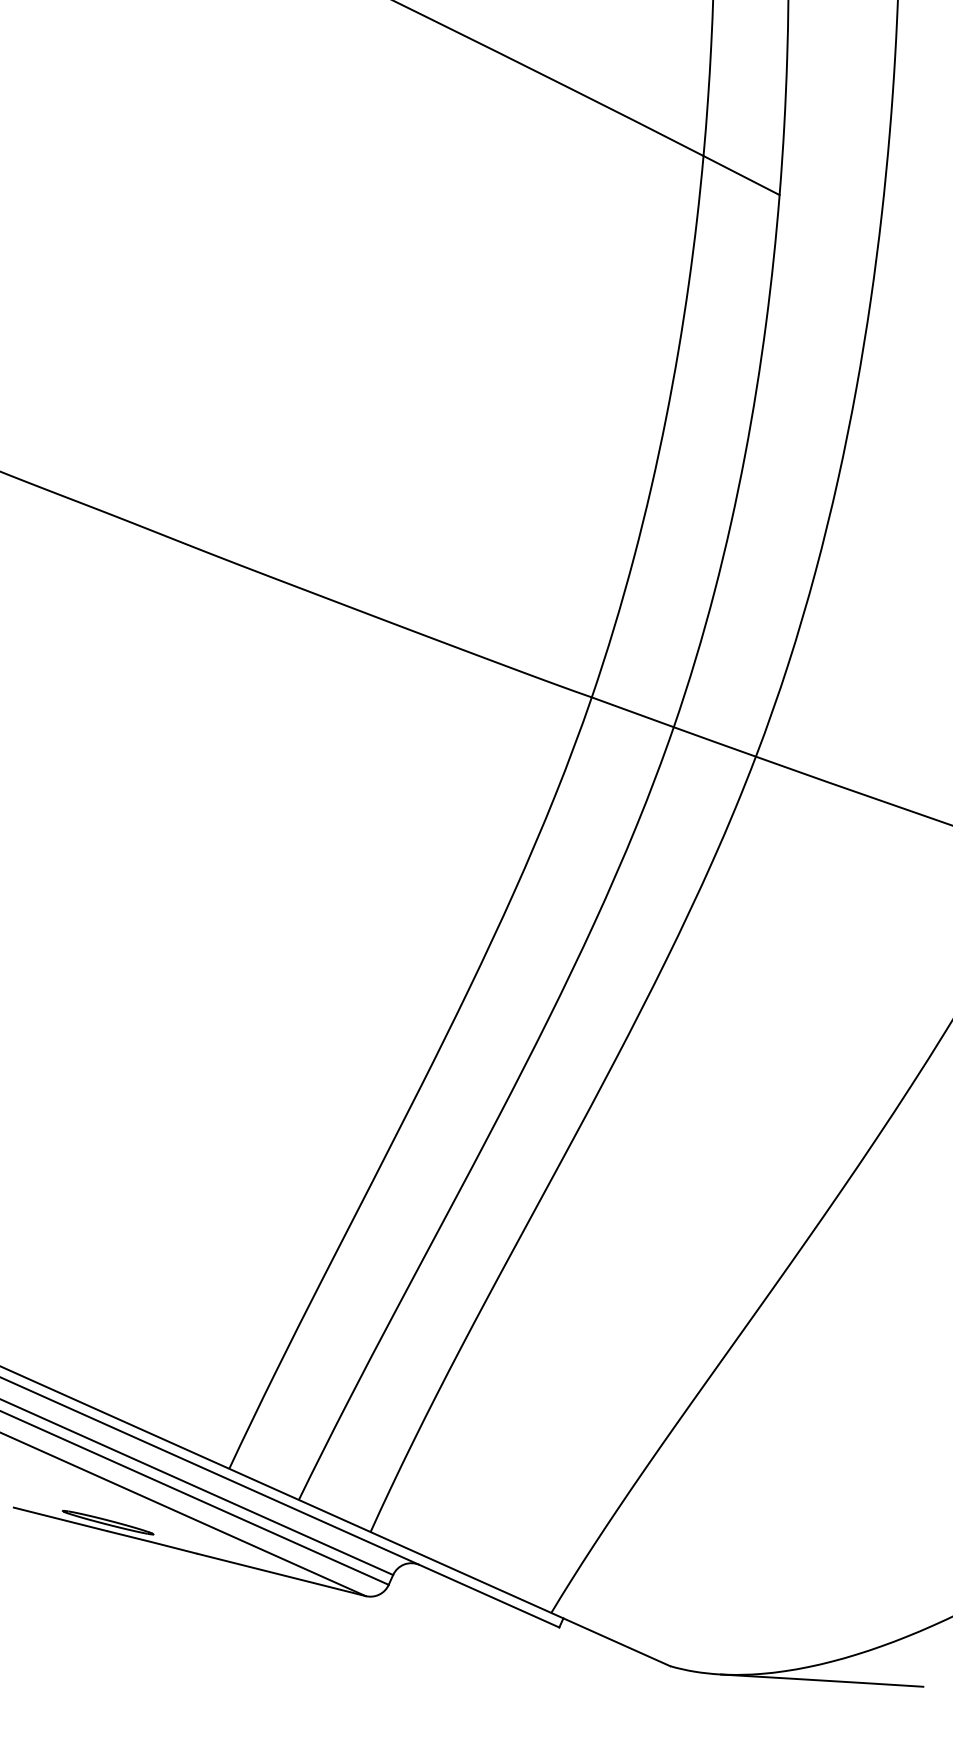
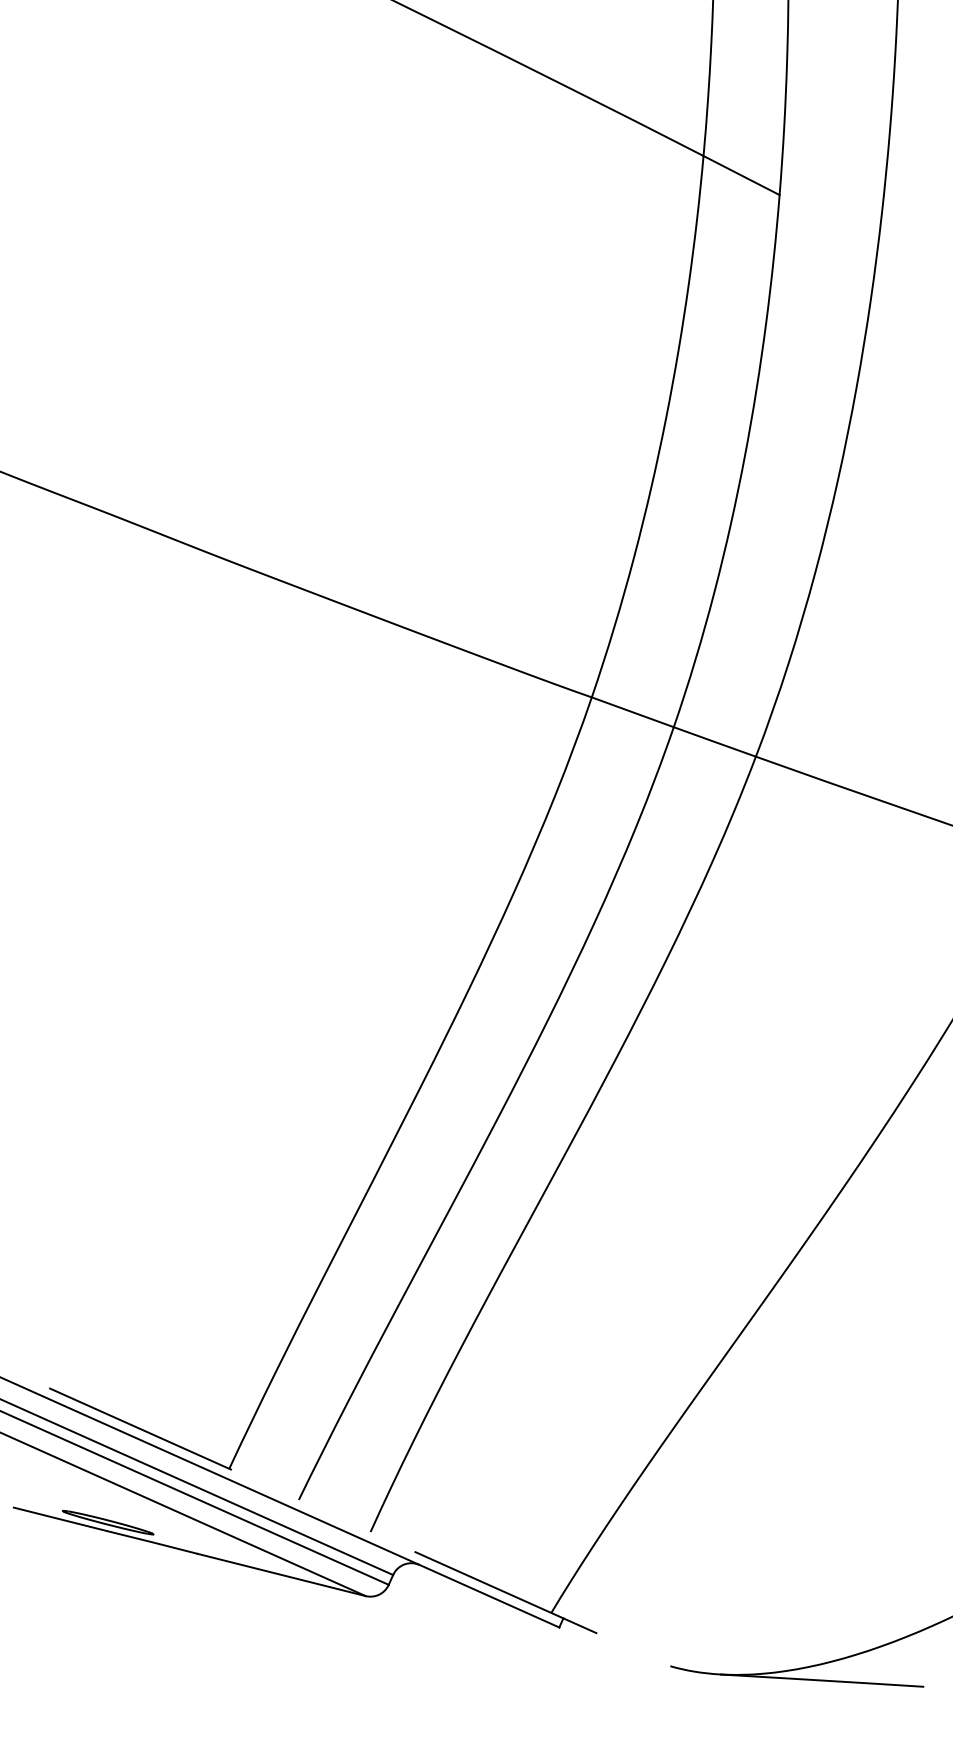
line: solid -> dashed (335, 1516)
